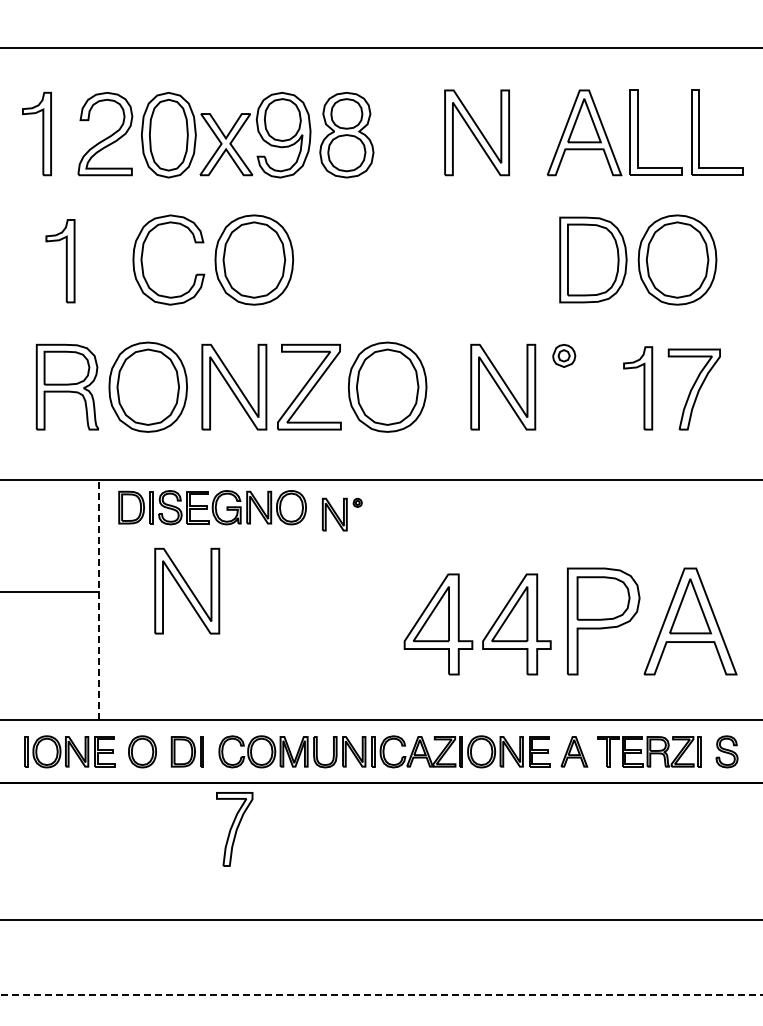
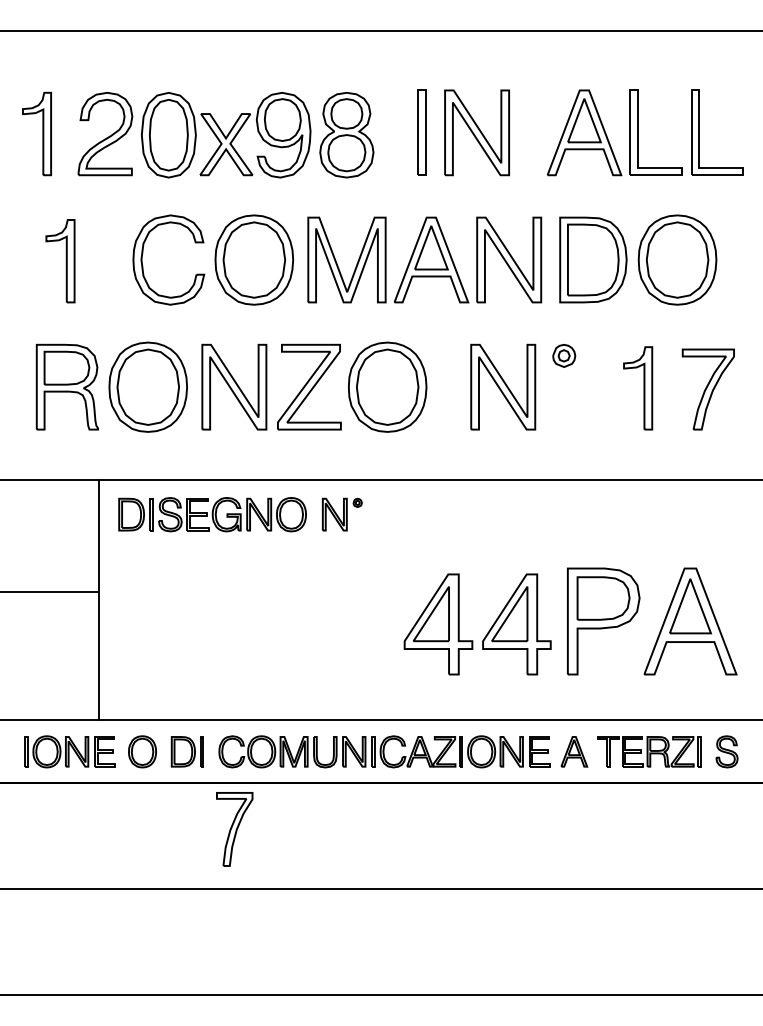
line position: (380, 47) -> (380, 30) (380, 30)
part: none -> present (421, 132)
part: none -> present (424, 259)
part position: (693, 389) -> (707, 389) (707, 389)
part position: (212, 507) -> (212, 514) (212, 514)
part: present -> none (187, 590)
line: dashed -> solid (99, 599)
line position: (380, 920) -> (380, 889) (380, 889)
line: dashed -> solid (381, 995)
